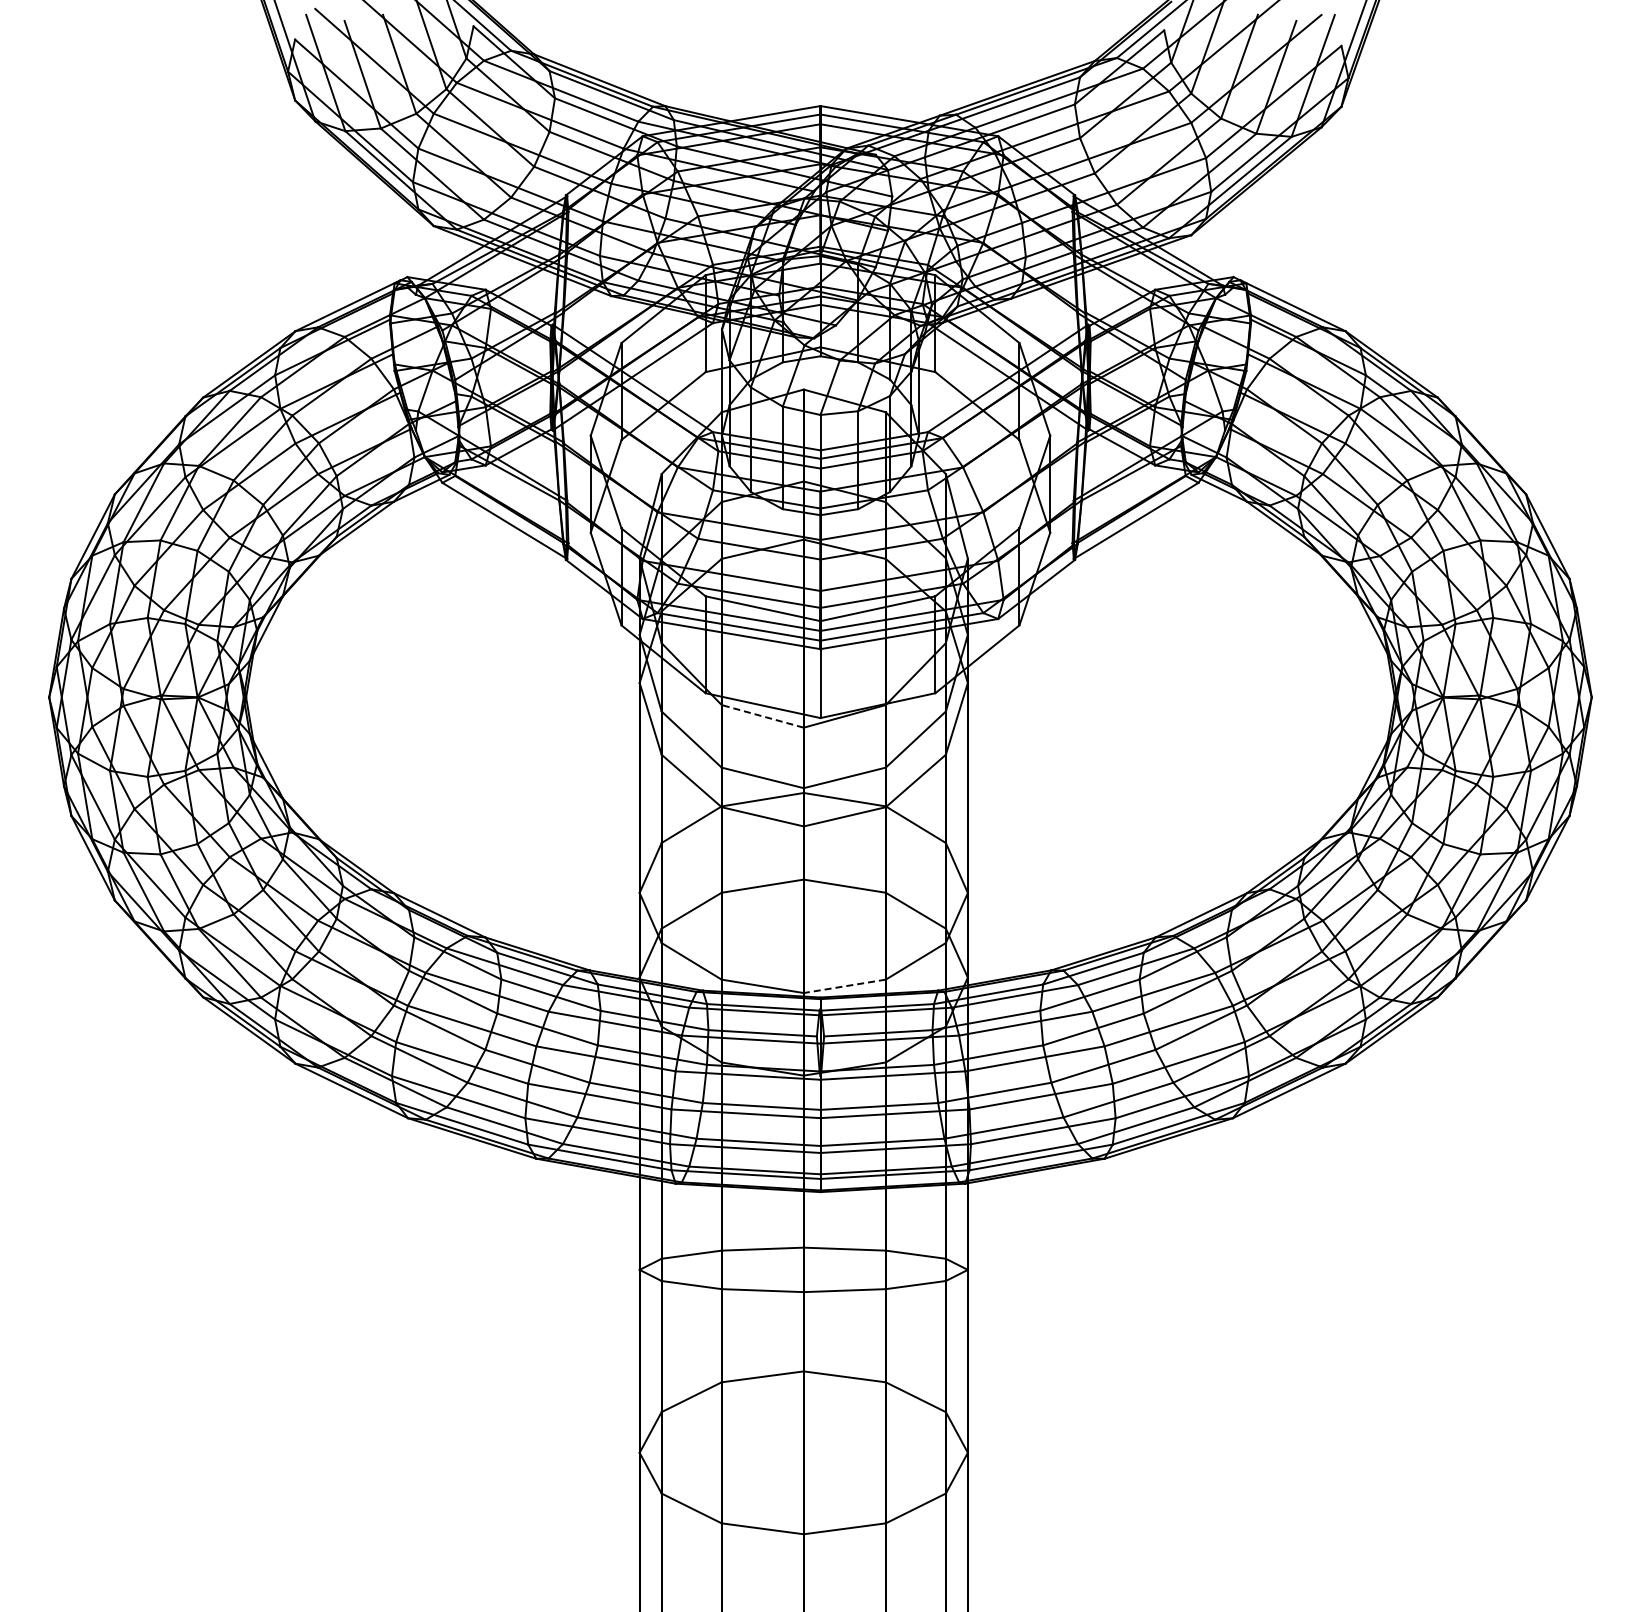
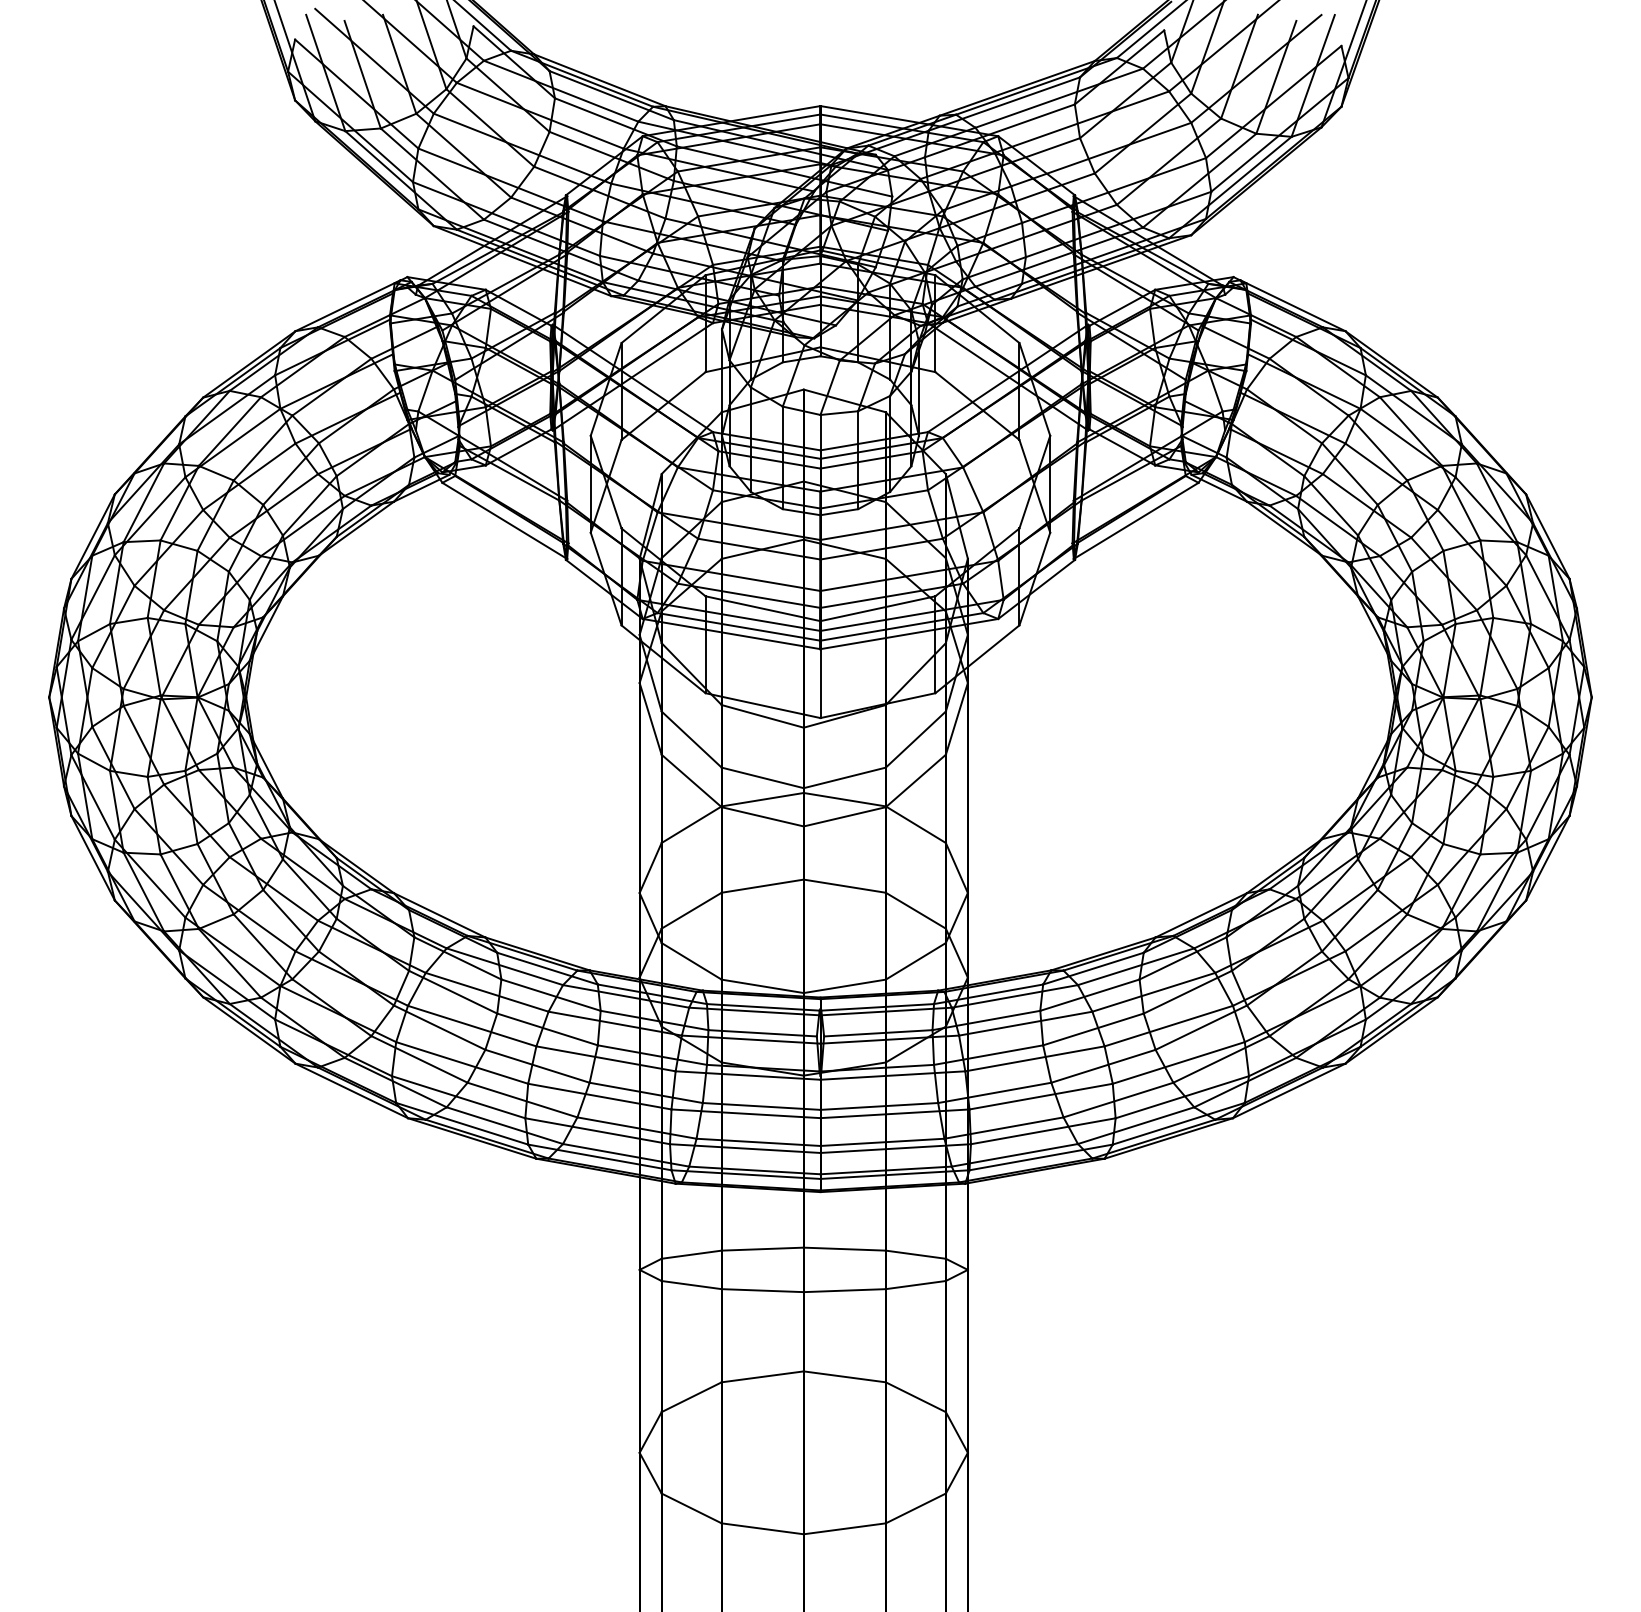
line: dashed -> solid (762, 716)
line: dashed -> solid (844, 986)
